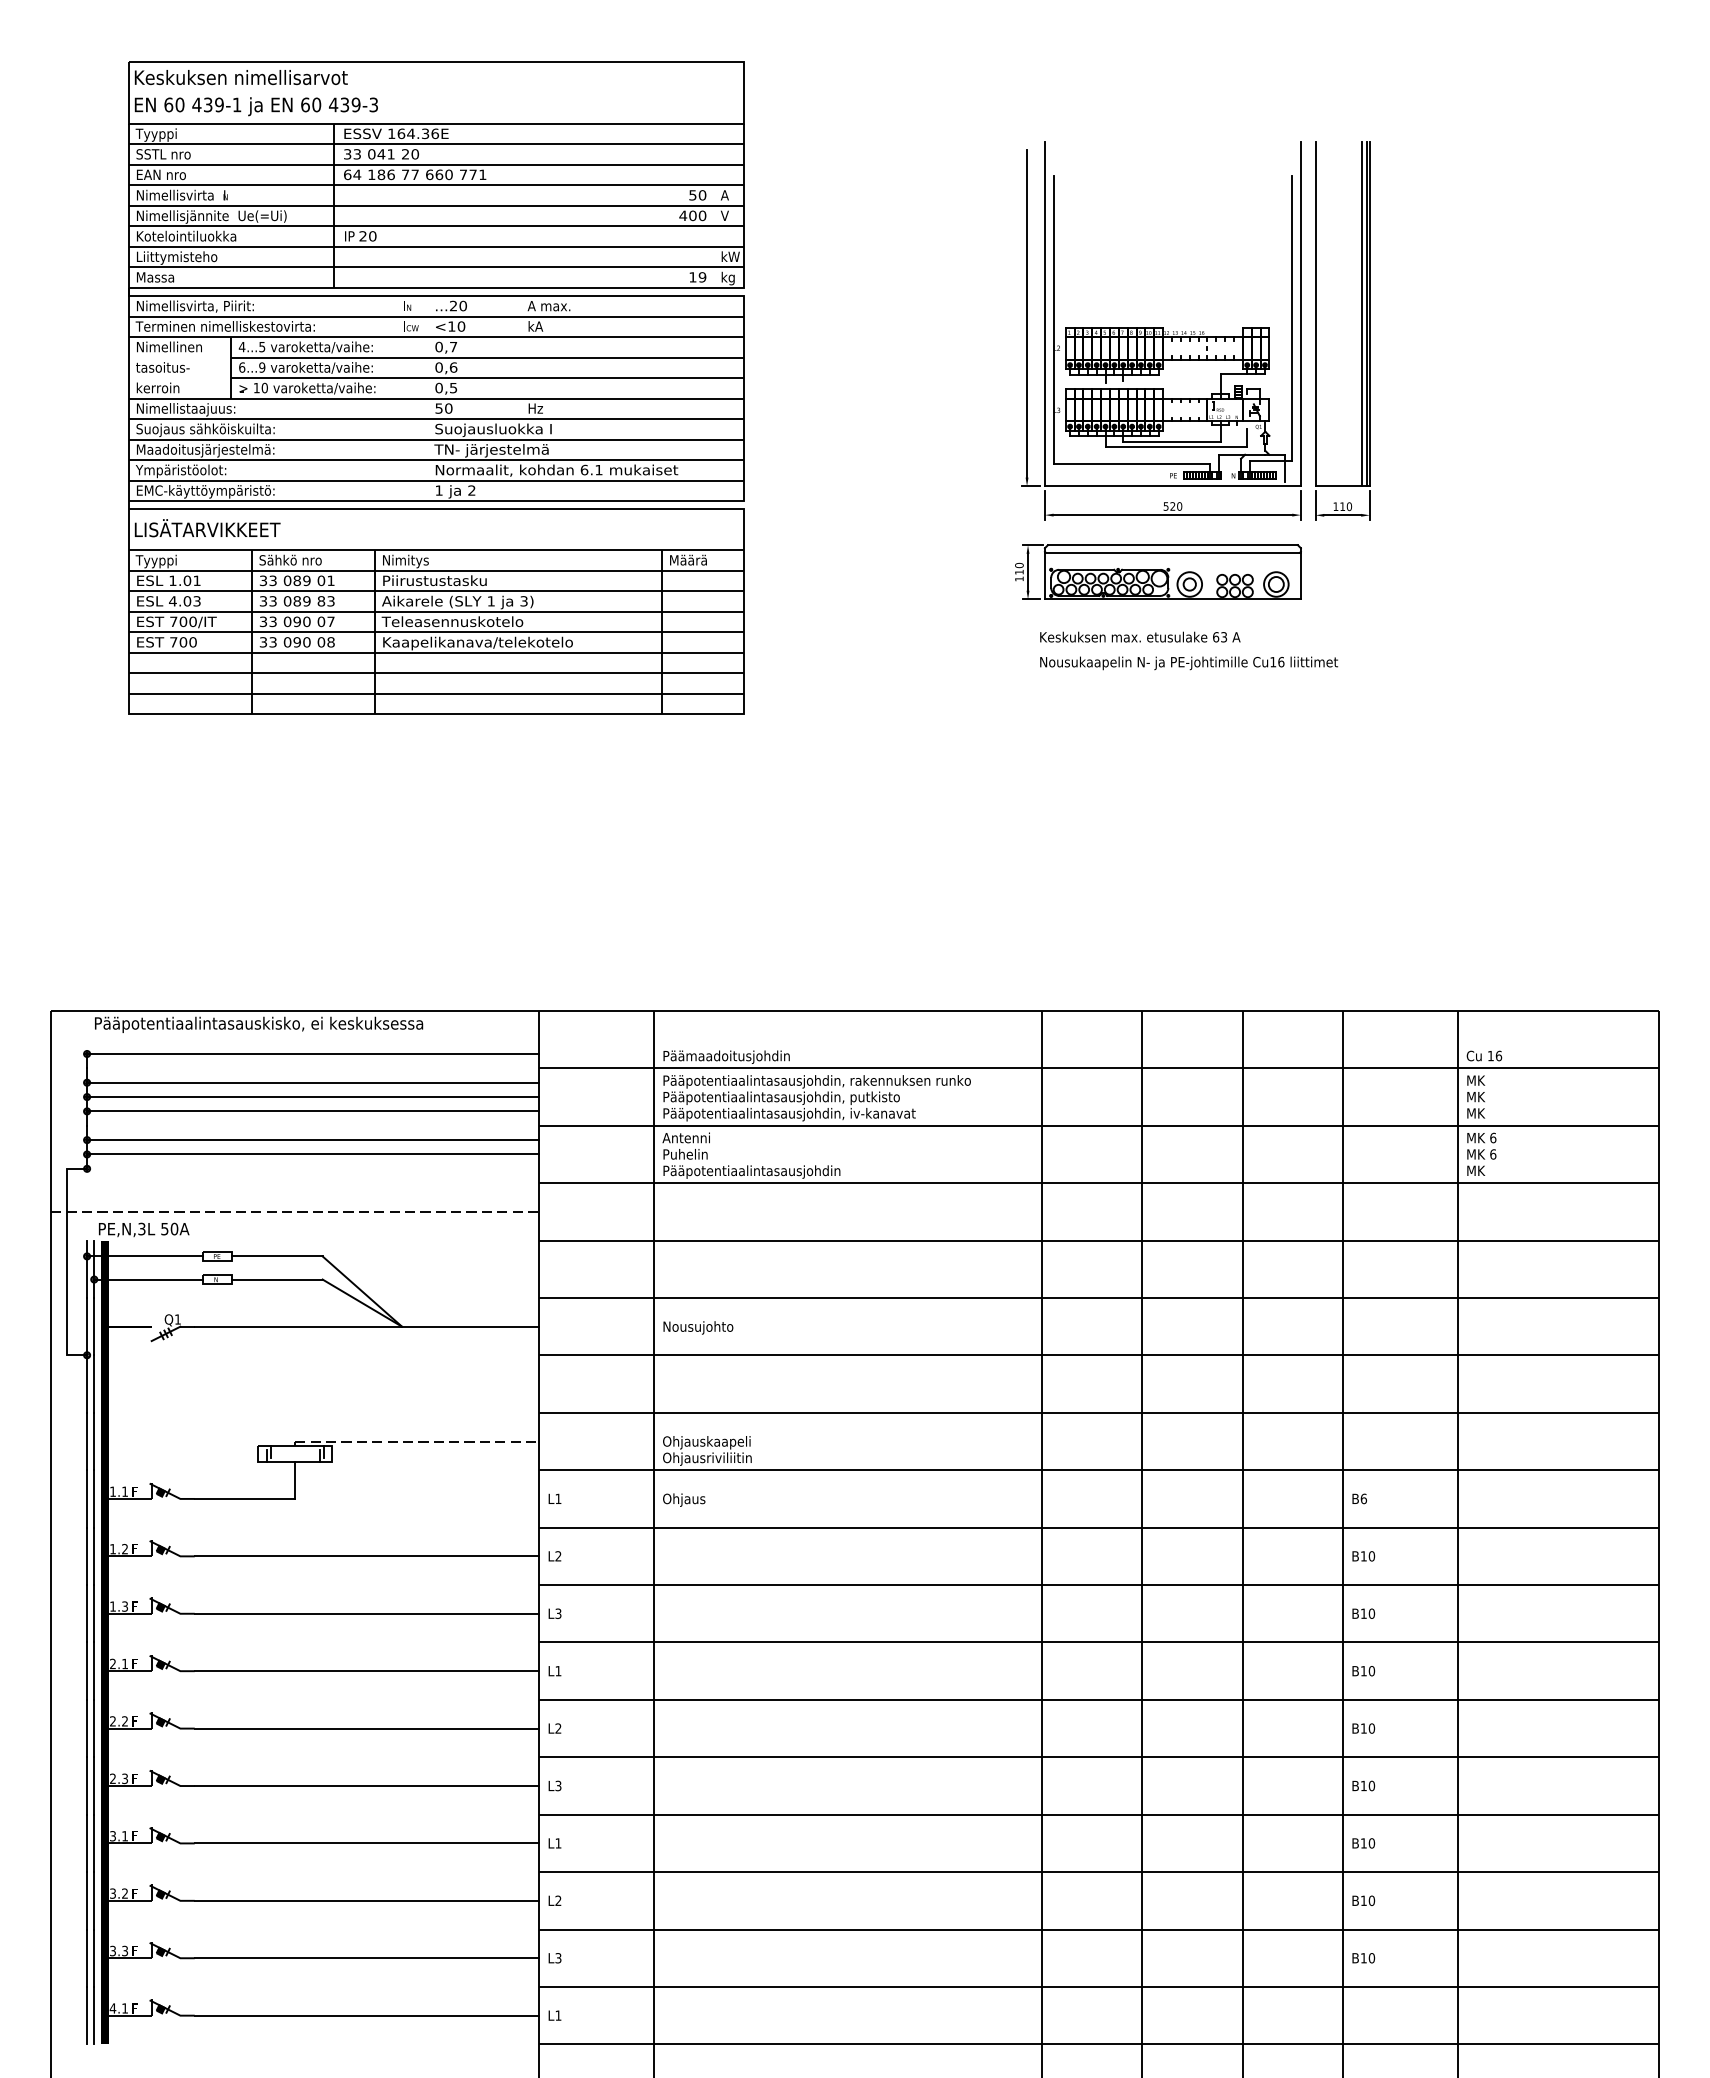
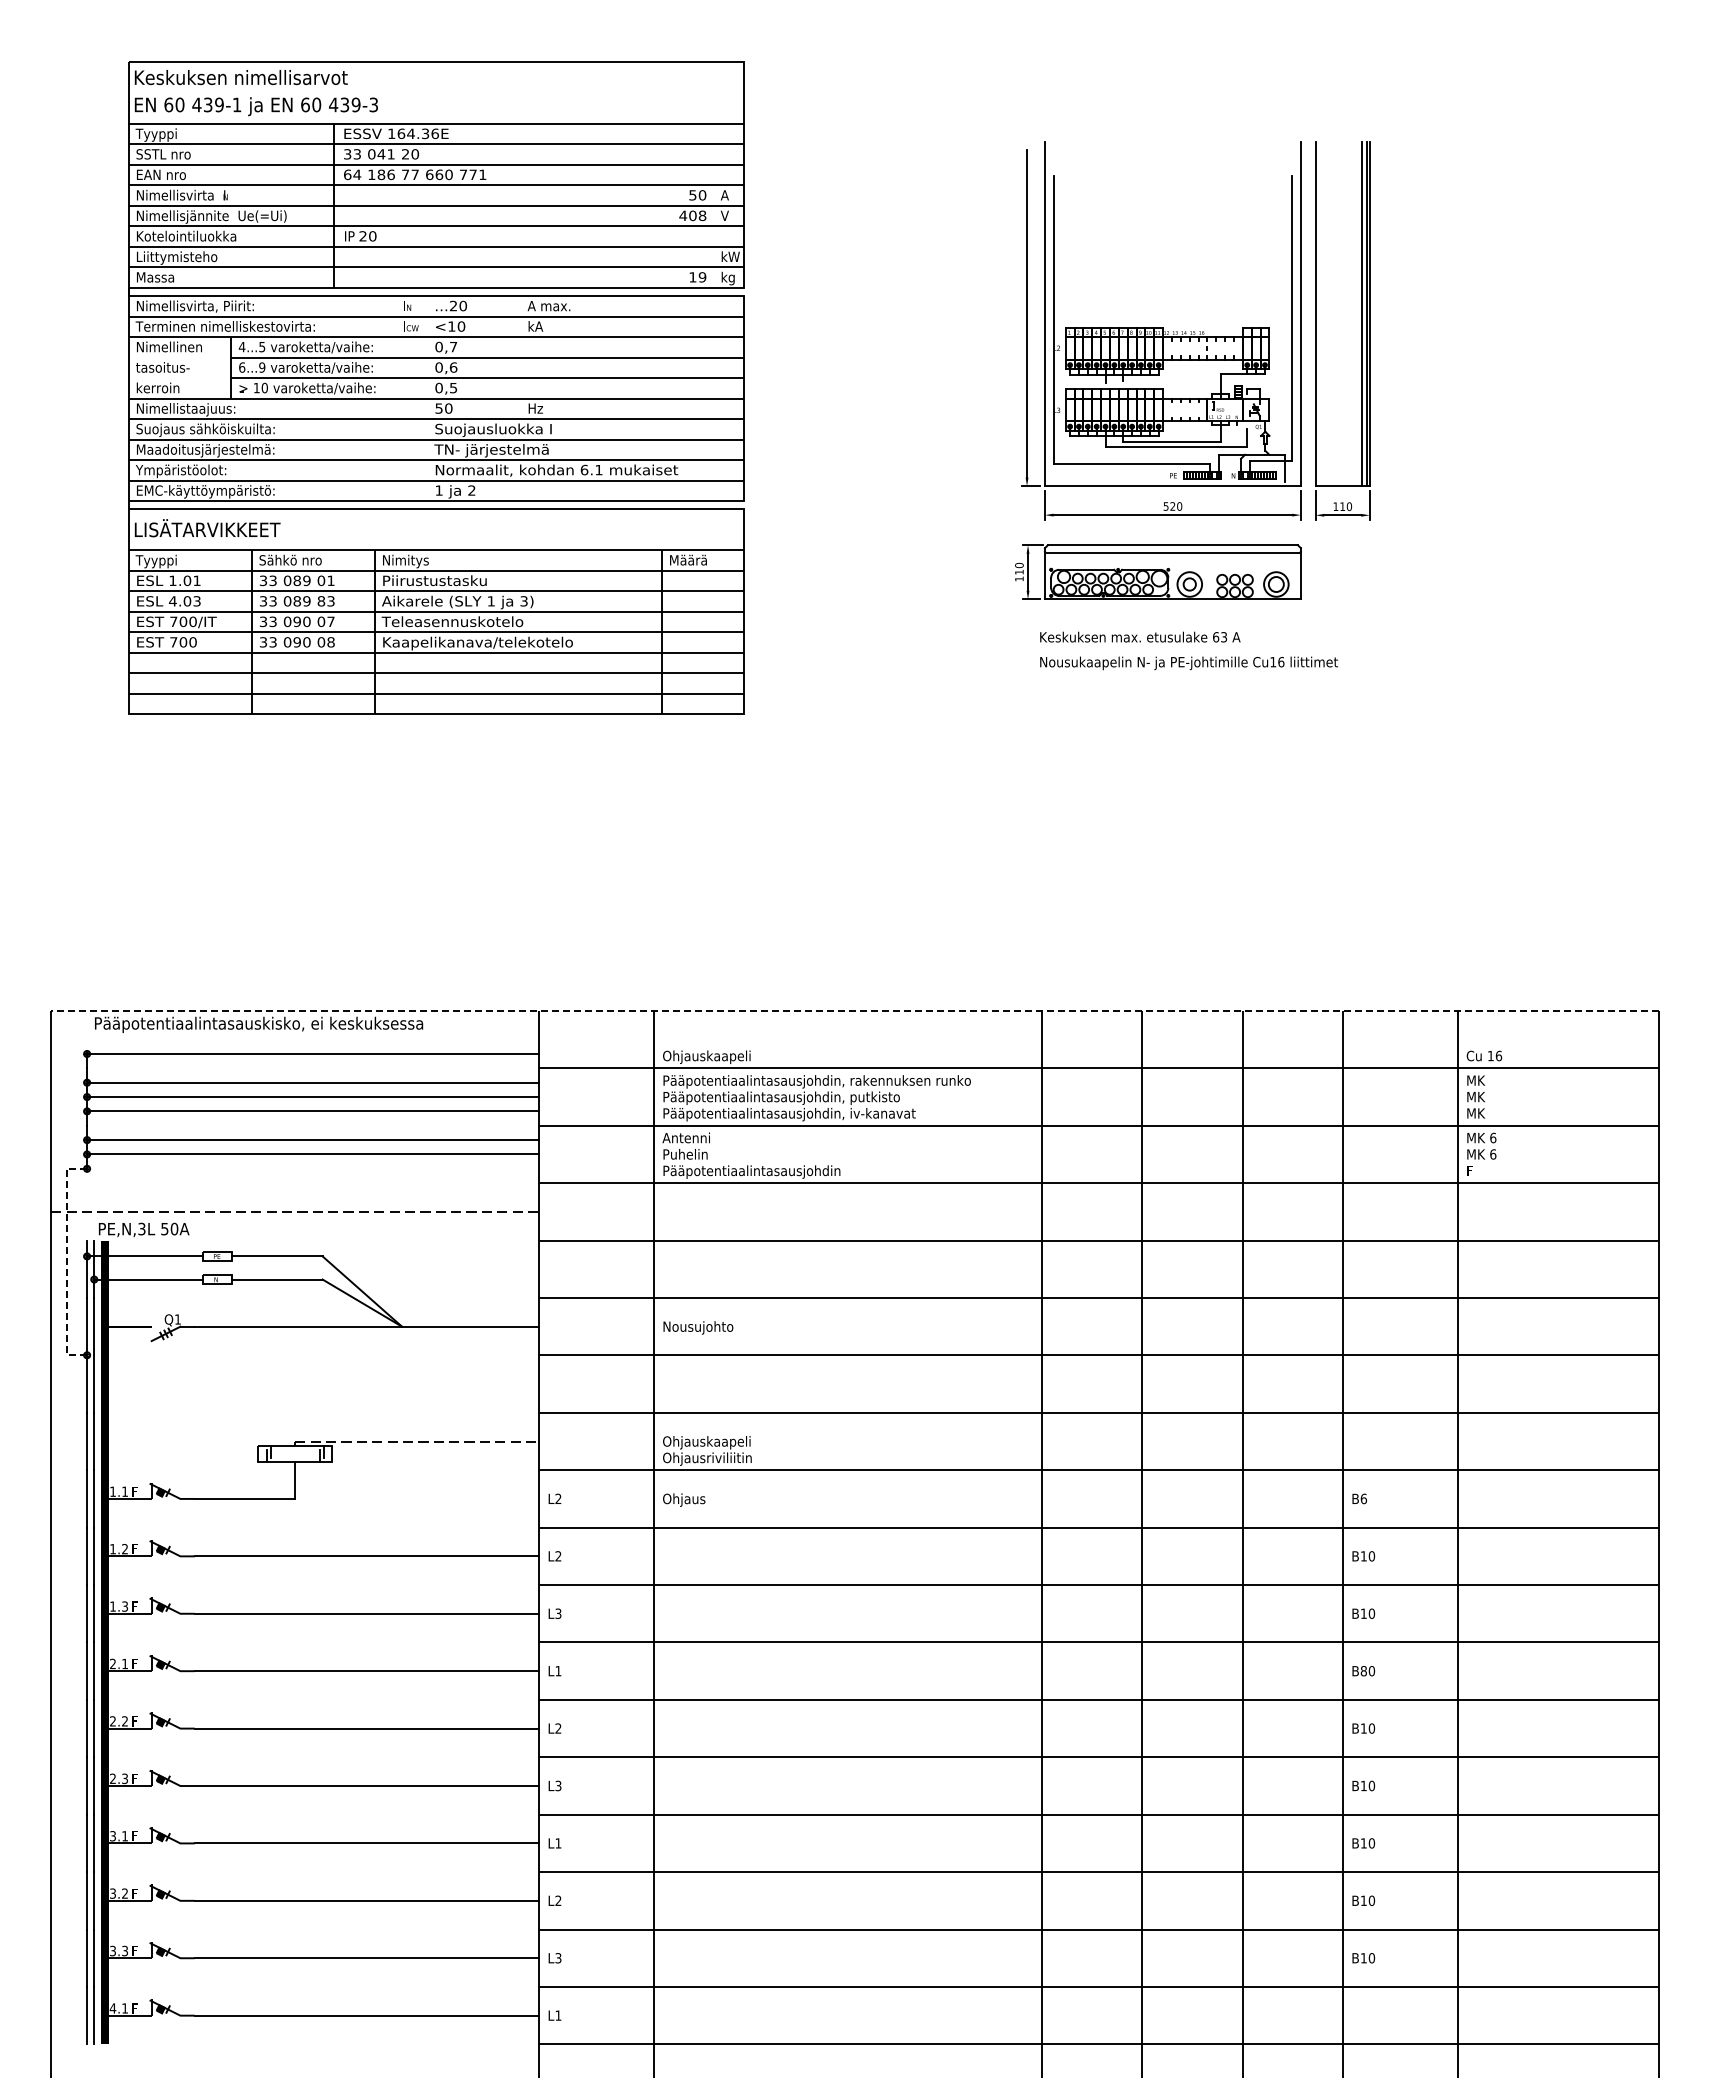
text: 400 -> 408 (702, 215)
line: solid -> dashed (854, 1010)
text: Päämaadoitusjohdin -> Ohjauskaapeli (726, 1056)
text: MK -> F (1476, 1170)
line: solid -> dashed (66, 1262)
text: L1 -> L2 (558, 1498)
text: B10 -> B80 (1363, 1671)
